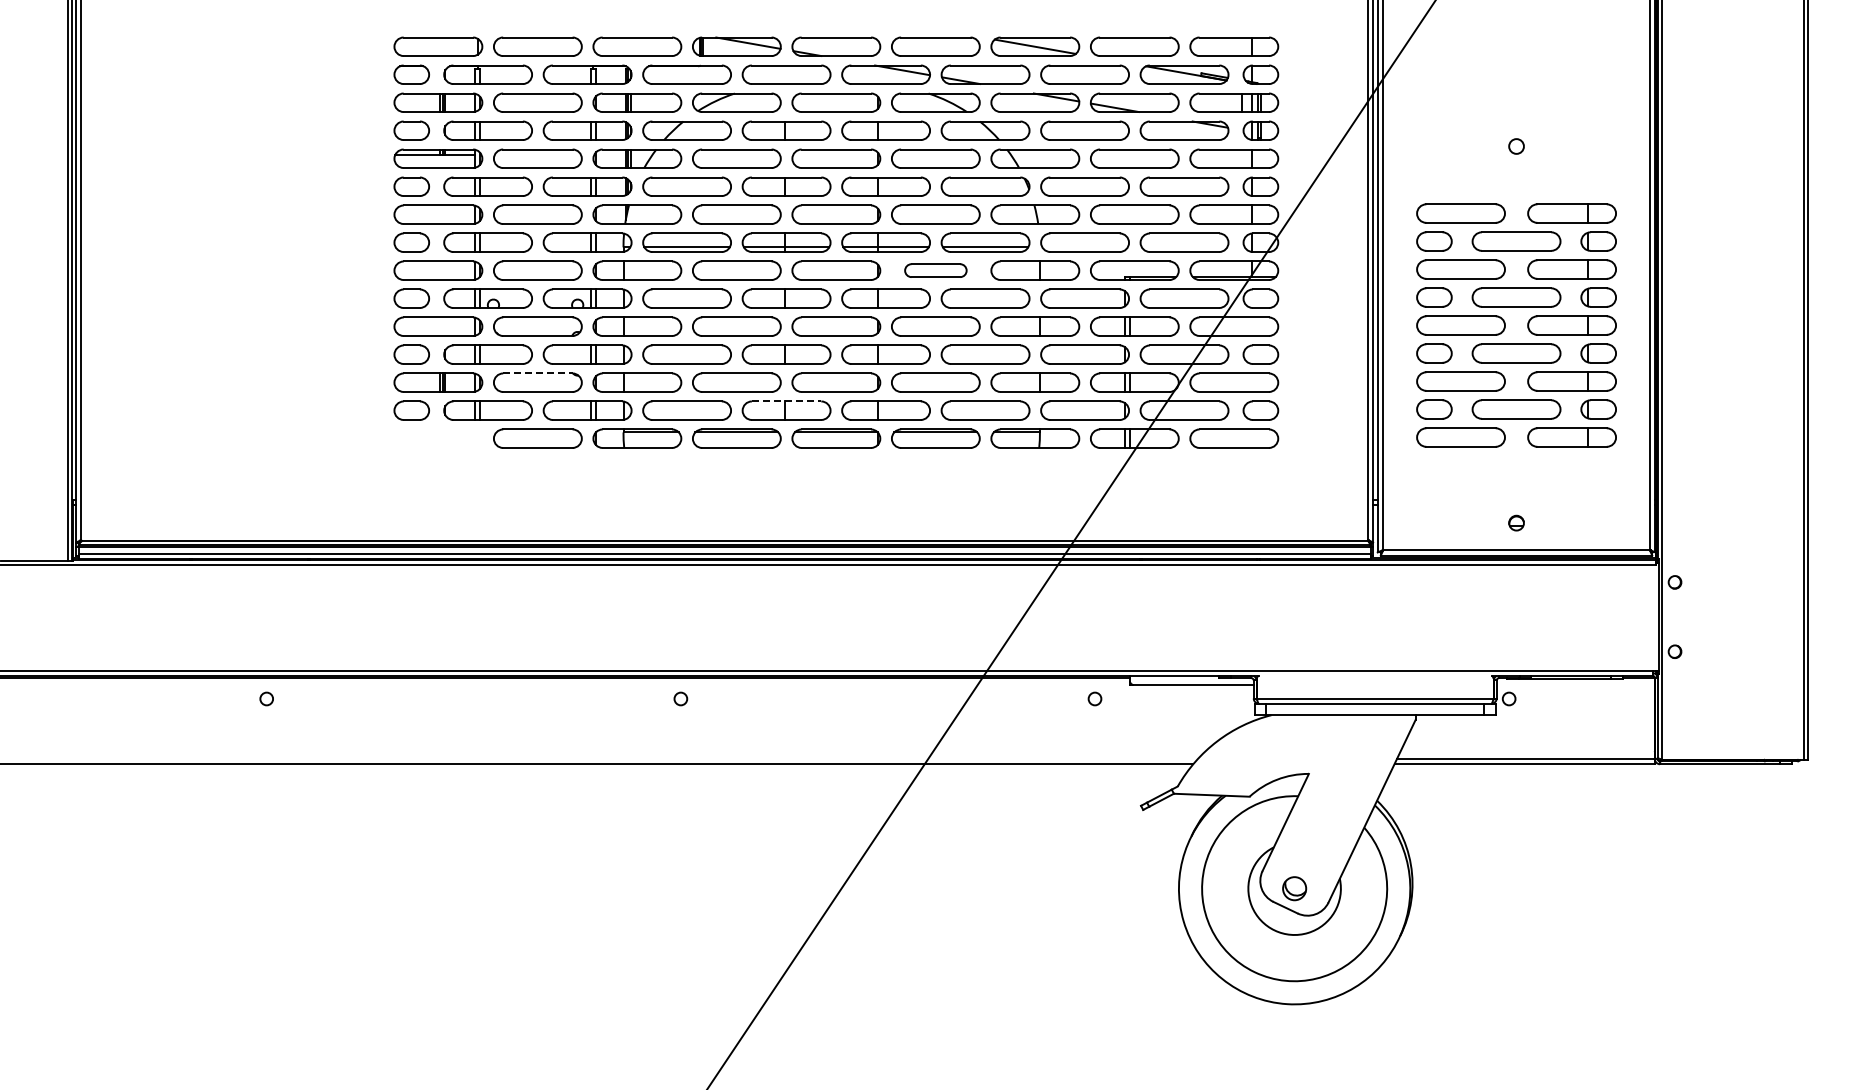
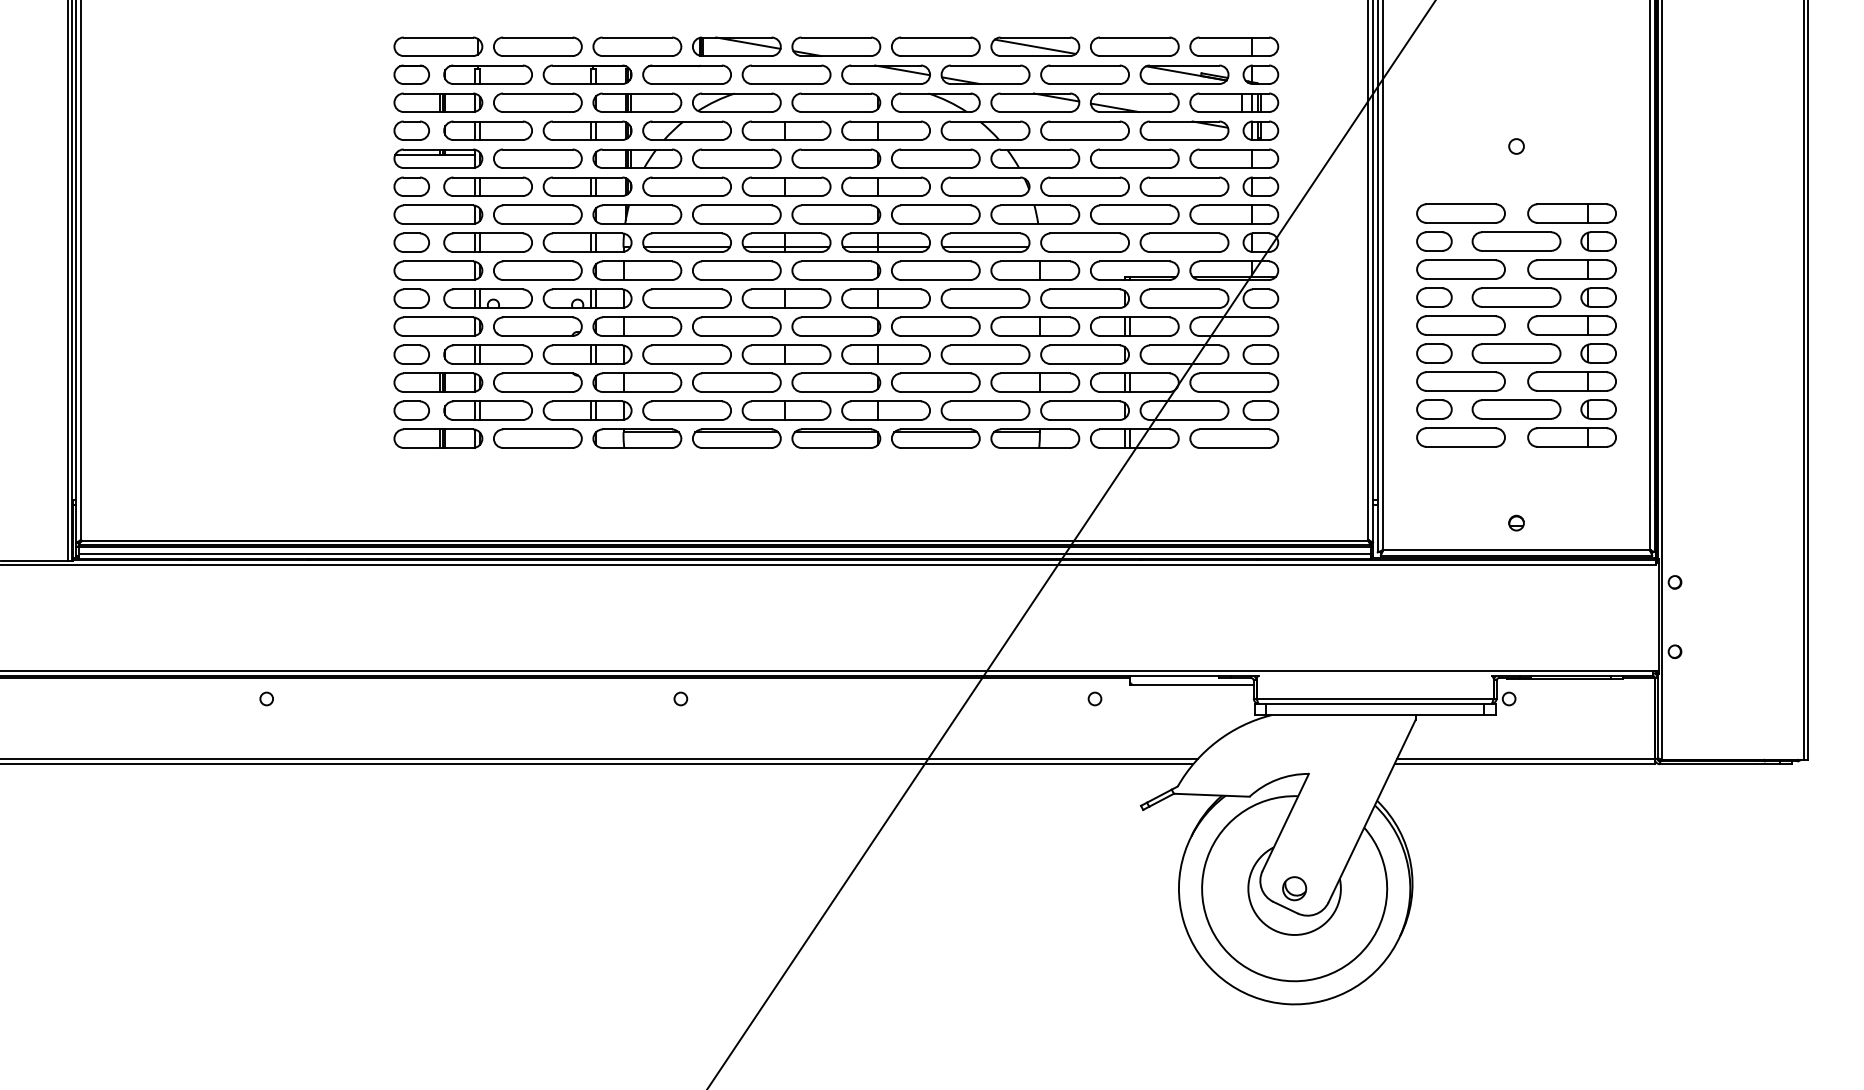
part size: 64x15 px -> 90x21 px (935, 270)
line: dashed -> solid (537, 373)
line: dashed -> solid (786, 401)
part: none -> present (438, 438)
line: none -> present (599, 759)
